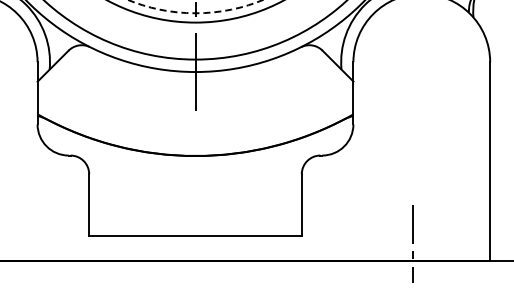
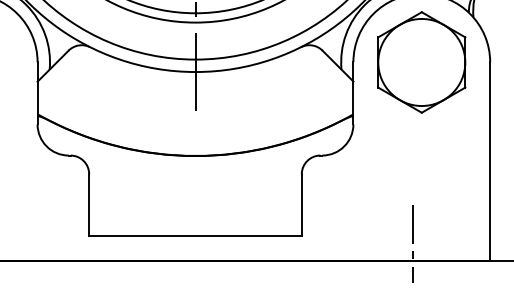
circle: dashed -> solid (195, 6)
part: none -> present (421, 62)
